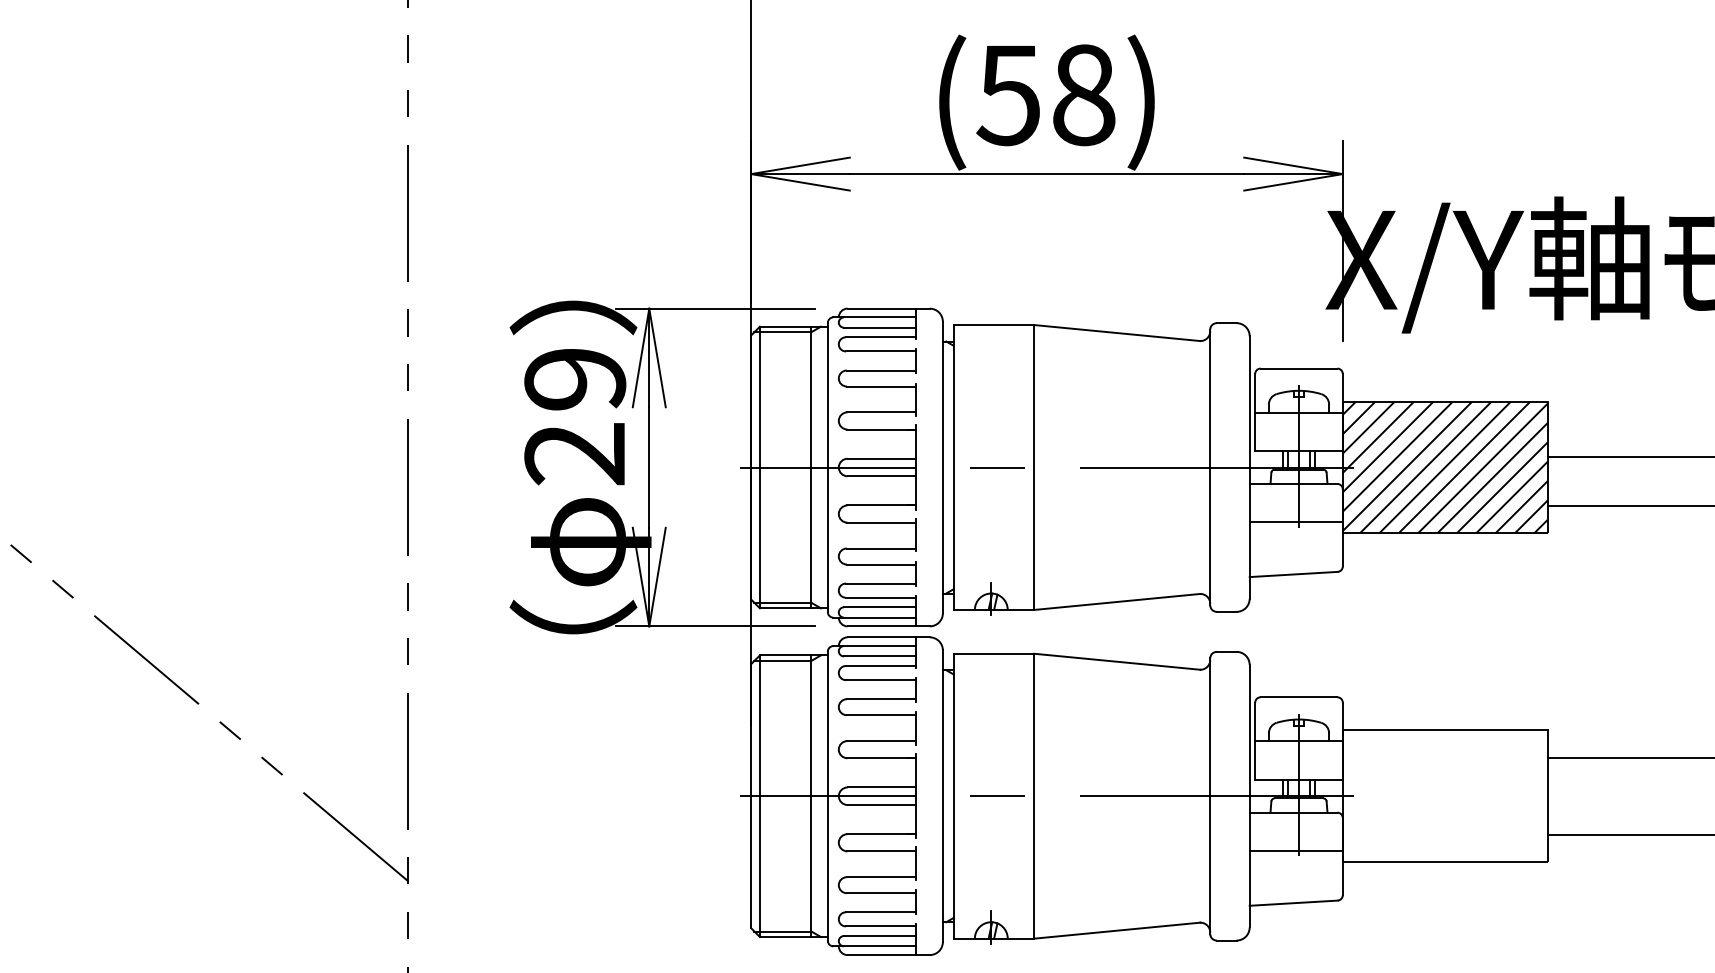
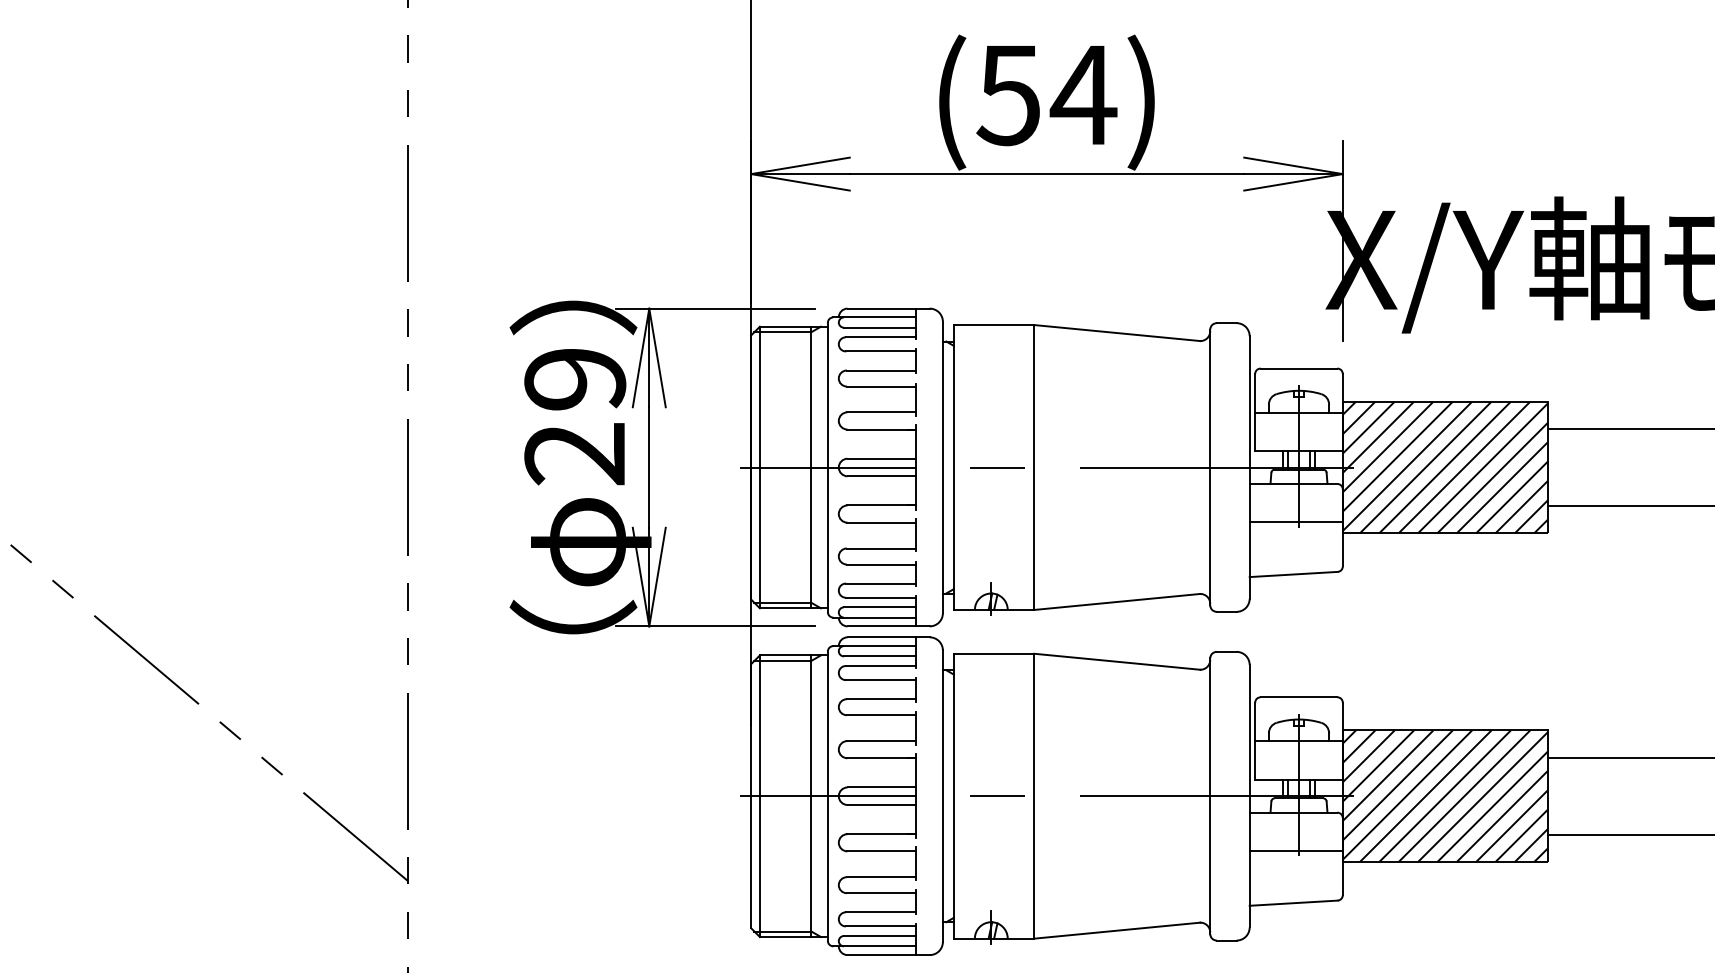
text: (58) -> (54) (1083, 95)
line position: (1629, 457) -> (1629, 429) (1629, 429)
hatch: none -> present (1444, 795)
